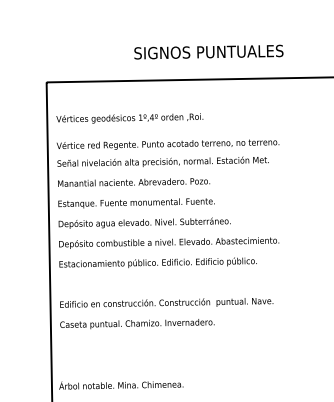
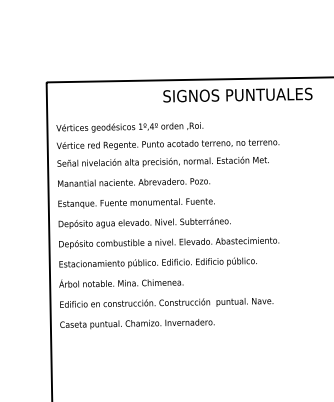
text position: (208, 51) -> (237, 94) (237, 94)
text position: (129, 118) -> (129, 127) (129, 127)
text position: (121, 385) -> (121, 283) (121, 283)
